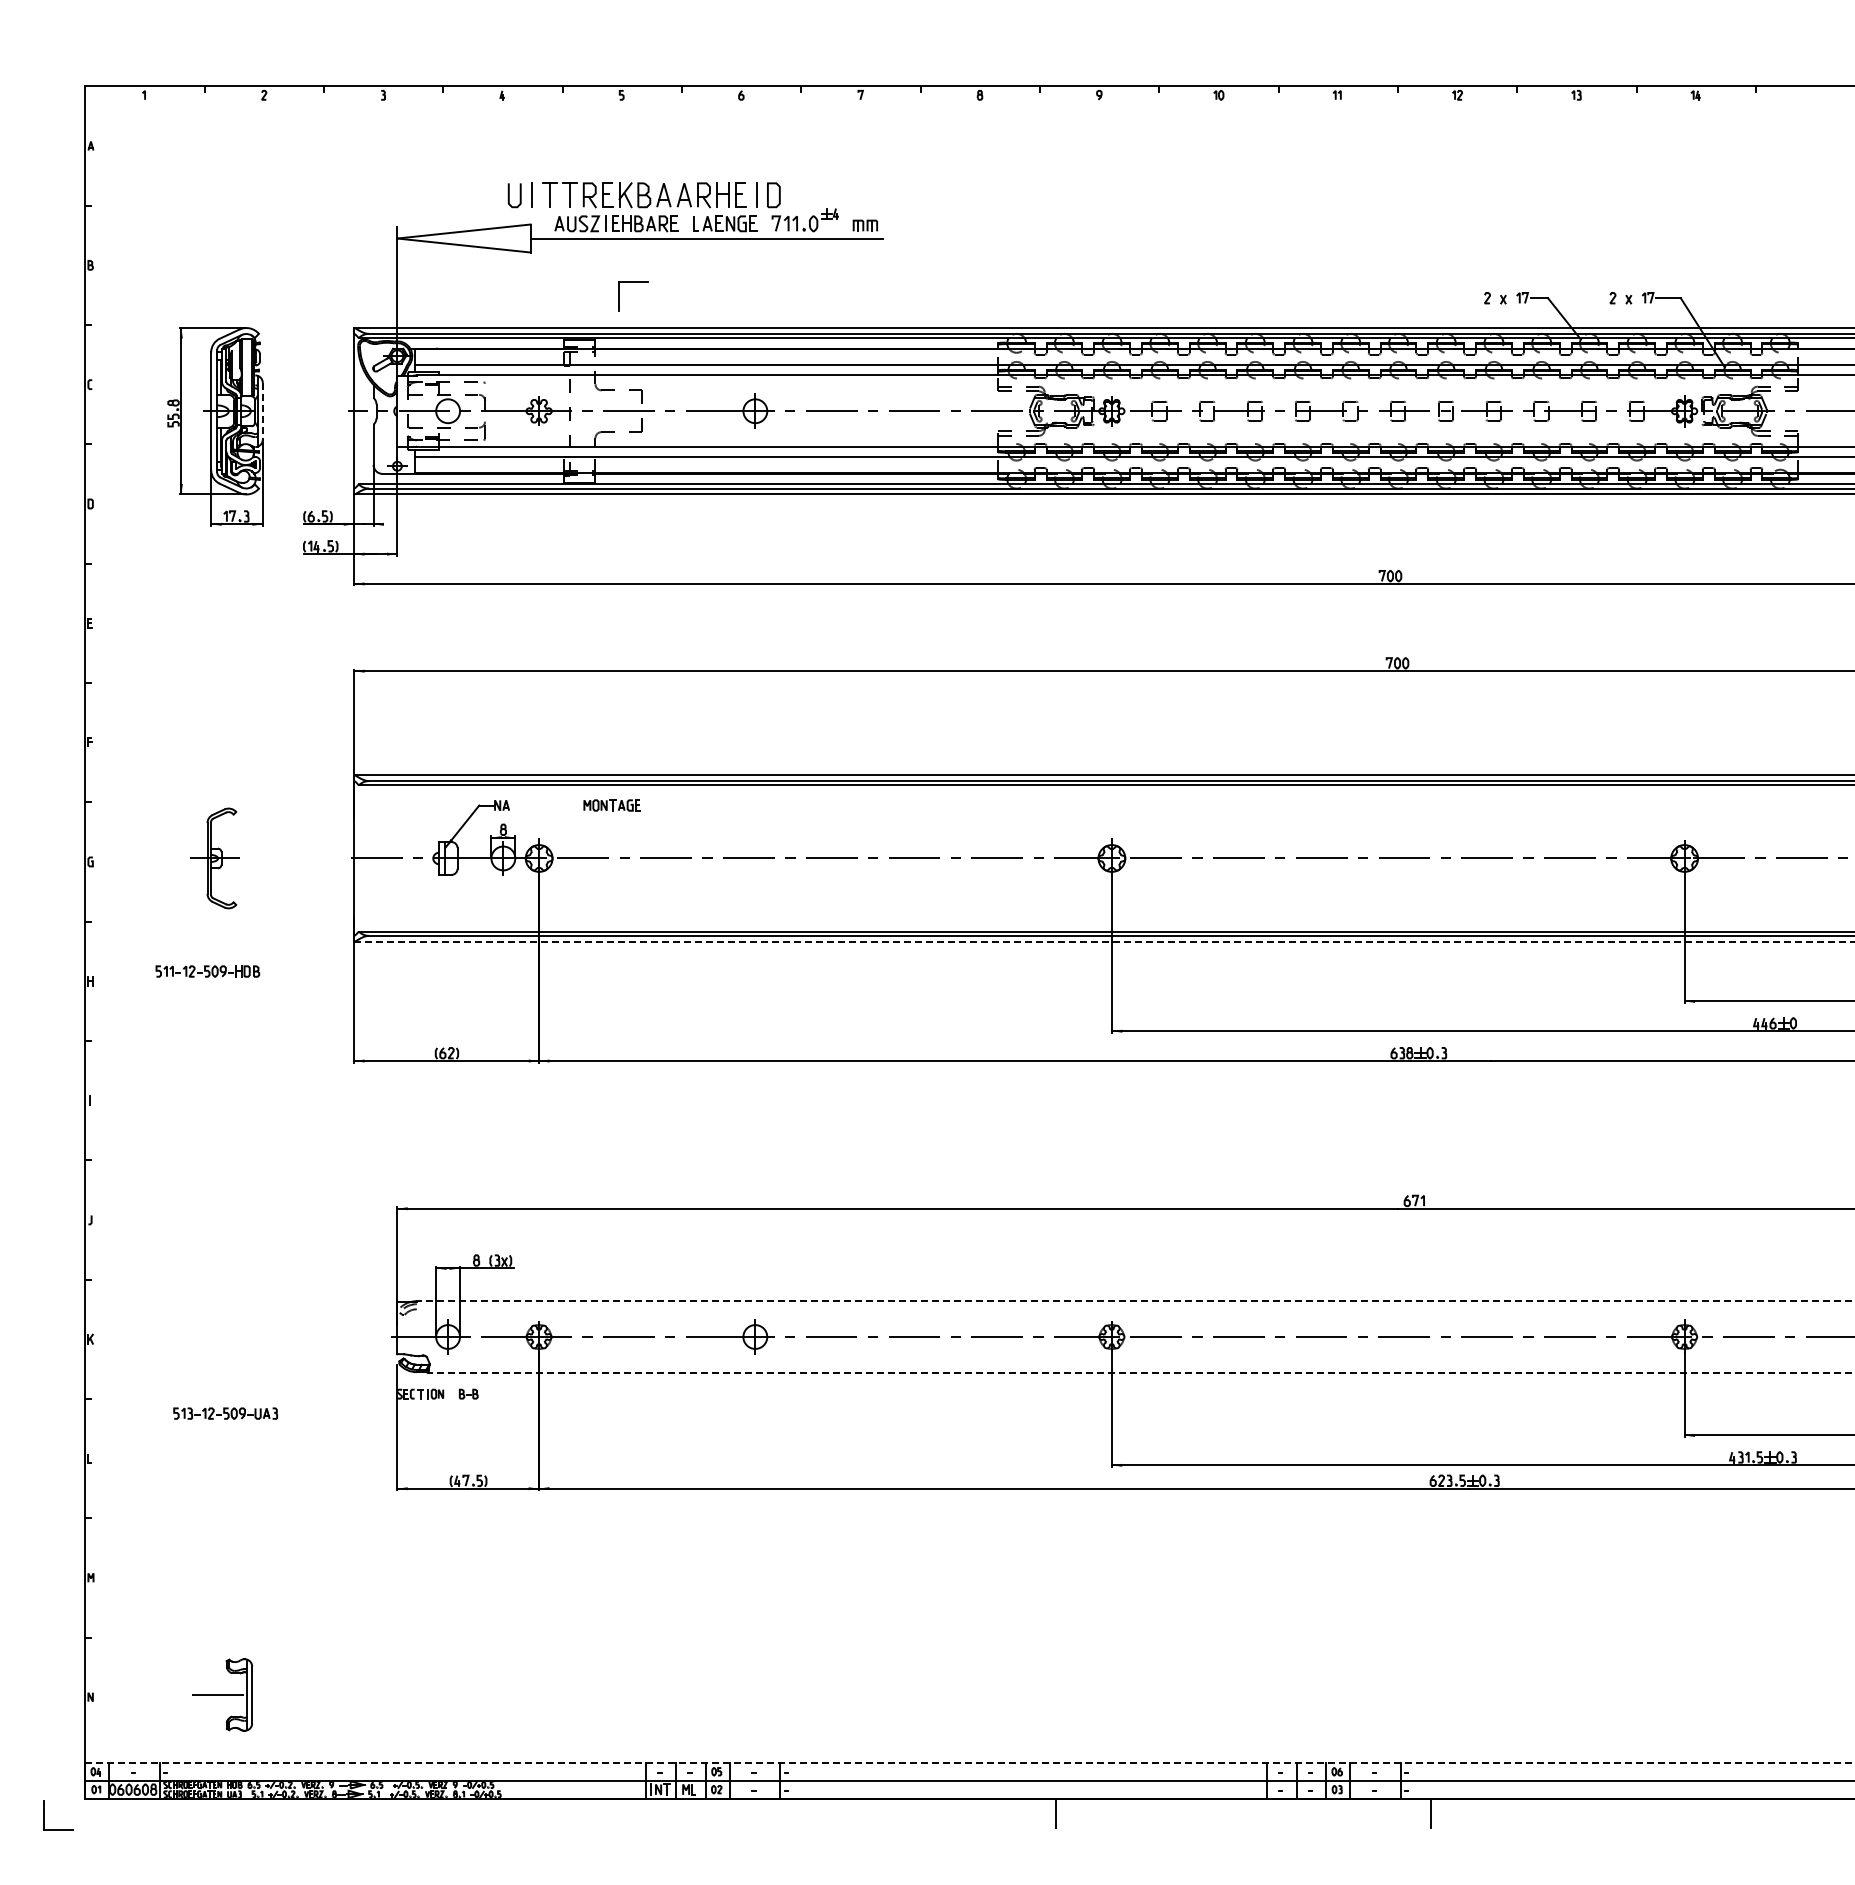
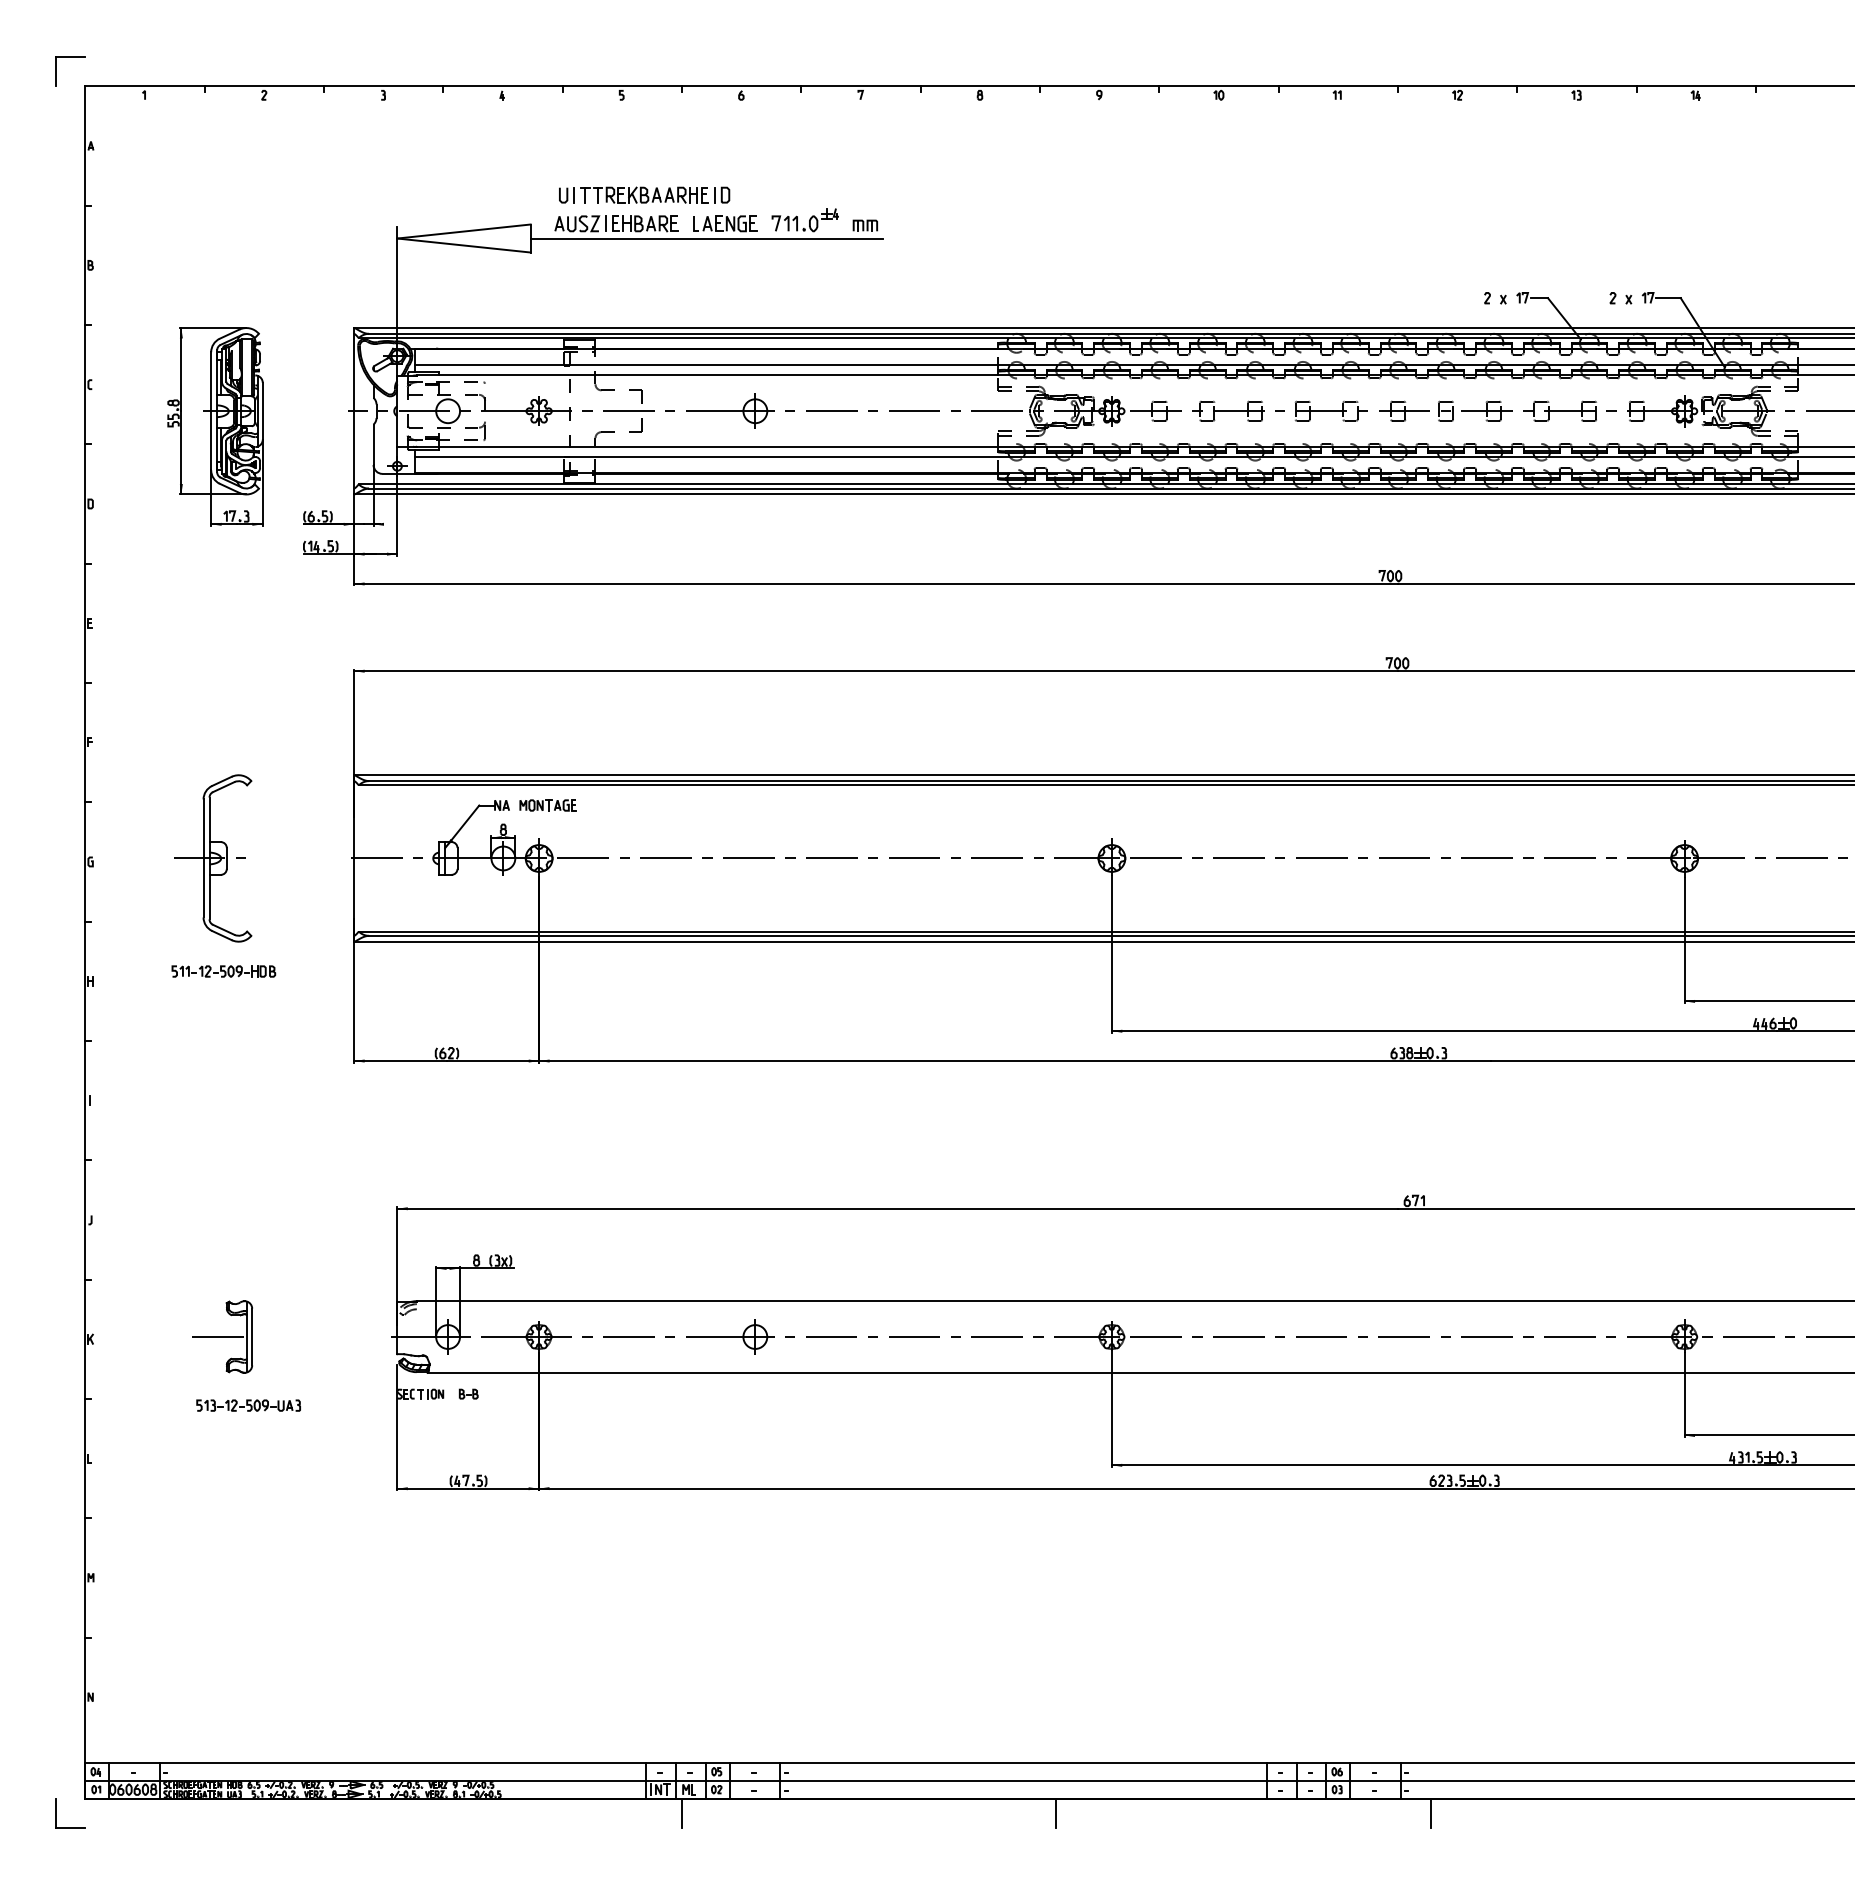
part size: 274x27 px -> 172x18 px (644, 194)
part position: (633, 282) -> (70, 57) (70, 57)
line: dashed -> solid (262, 411)
part position: (611, 805) -> (547, 805) (547, 805)
part size: 50x103 px -> 79x169 px (213, 858)
line: dashed -> solid (1104, 941)
part position: (207, 971) -> (223, 971) (223, 971)
line: dashed -> solid (1135, 1301)
line: dashed -> solid (1140, 1372)
part position: (225, 1413) -> (248, 1405) (248, 1405)
part position: (222, 1694) -> (222, 1336) (222, 1336)
line: dashed -> solid (970, 1762)
line: none -> present (682, 1813)
part position: (44, 1815) -> (56, 1813) (56, 1813)
